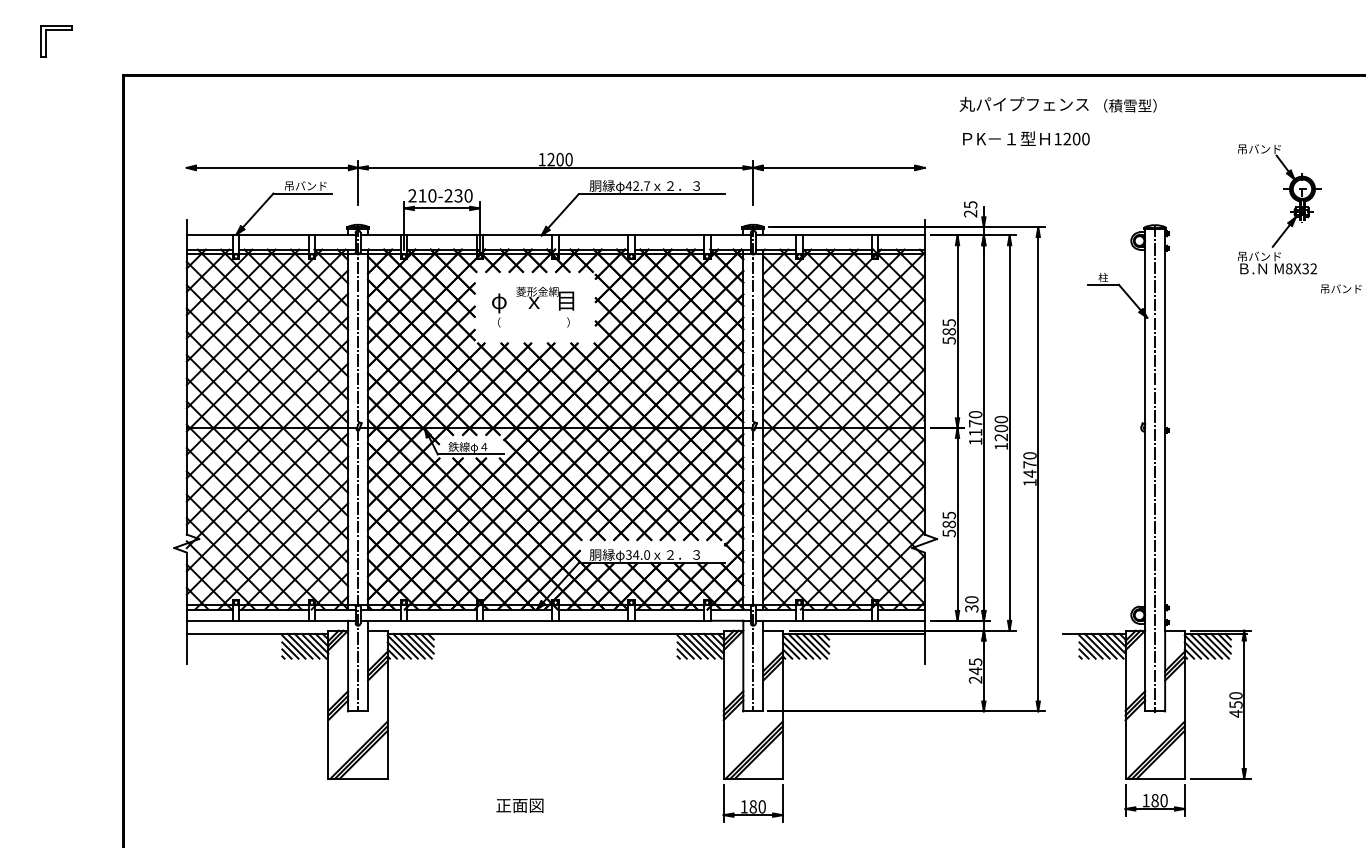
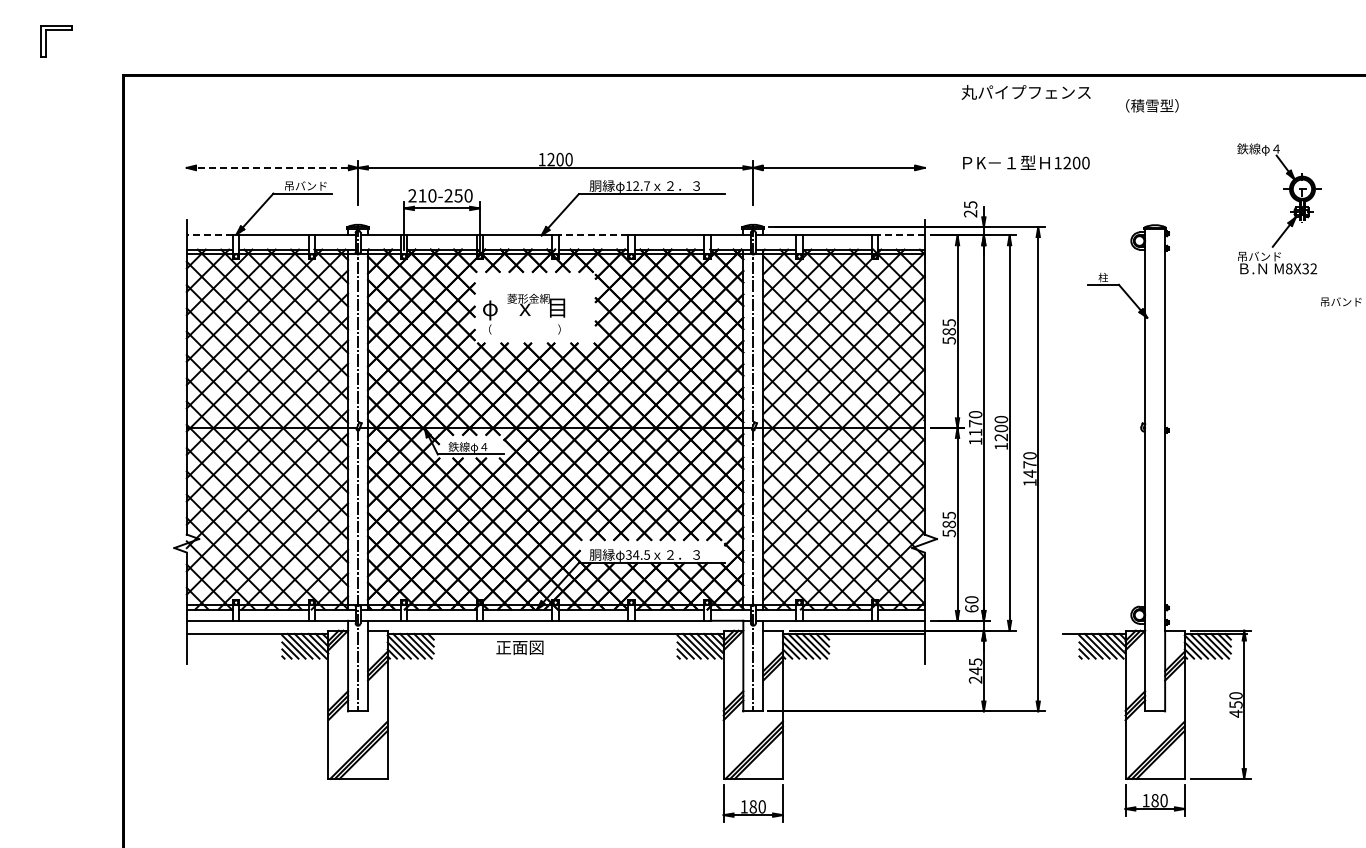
text position: (1023, 104) -> (1025, 92) (1025, 92)
text position: (1130, 105) -> (1152, 105) (1152, 105)
text position: (1026, 138) -> (1026, 162) (1026, 162)
text: 吊バンド -> 鉄線φ４ (1258, 149)
line: solid -> dashed (272, 167)
text: 42.7 -> 12.7 (628, 185)
text: 210-230 -> 210-250 (458, 195)
line: solid -> dashed (209, 235)
line: solid -> dashed (593, 235)
line: solid -> dashed (901, 235)
text position: (1341, 288) -> (1341, 301) (1341, 301)
text position: (533, 306) -> (524, 313) (524, 313)
line: present -> none (1155, 468)
text: 34.0 -> 34.5 (647, 554)
text: 30 -> 60 (971, 608)
text position: (519, 805) -> (519, 647) (519, 647)
